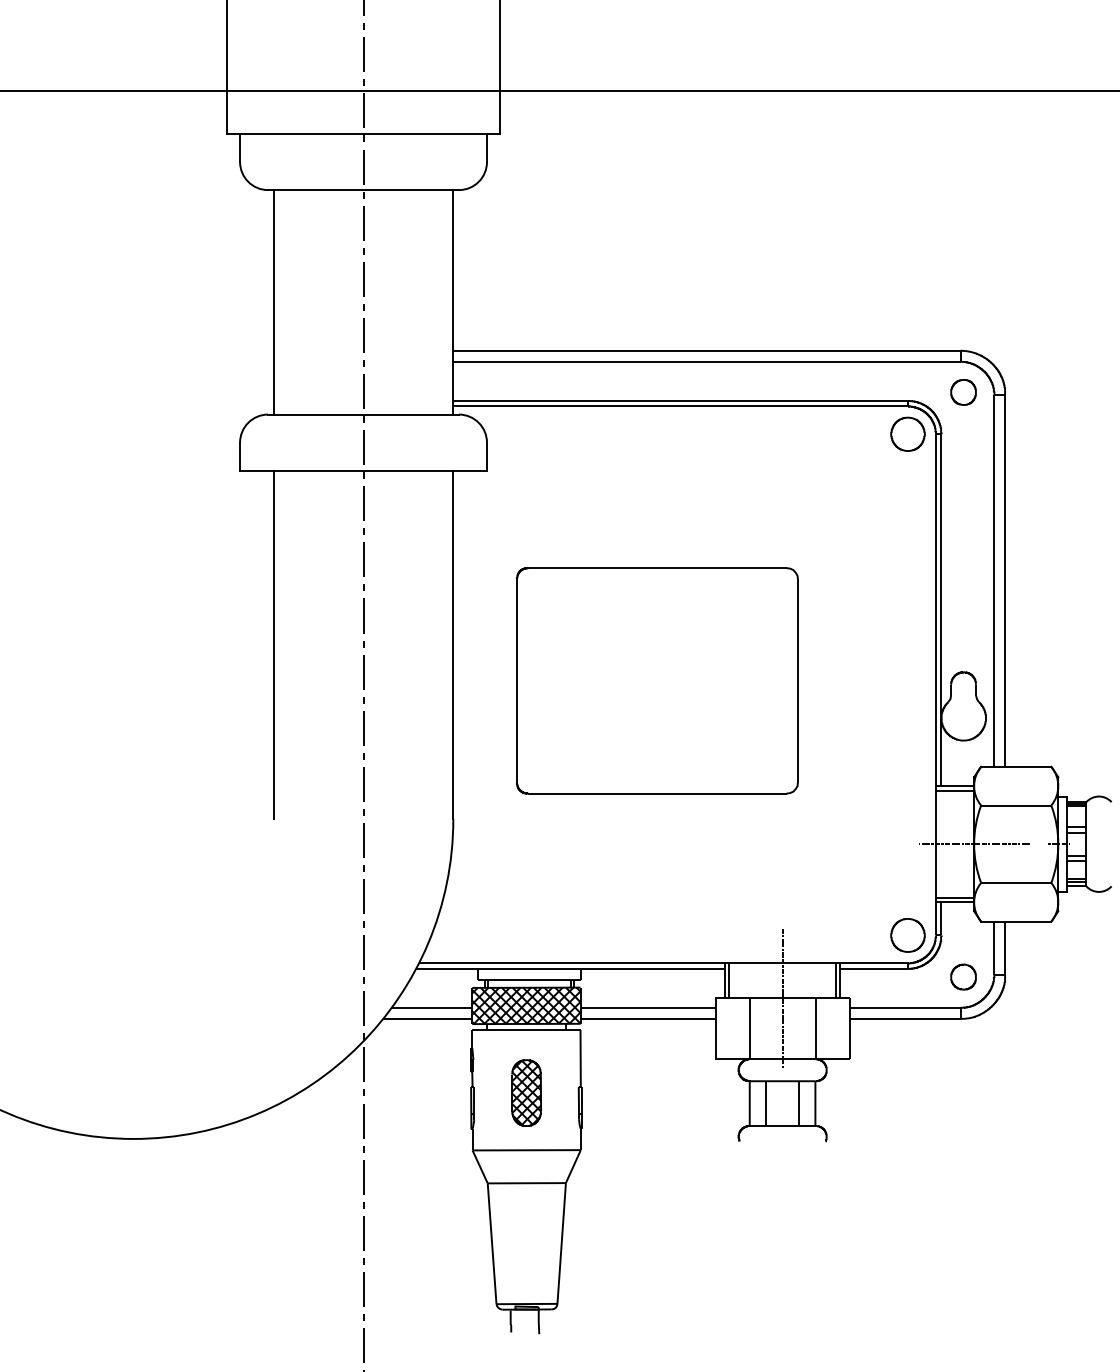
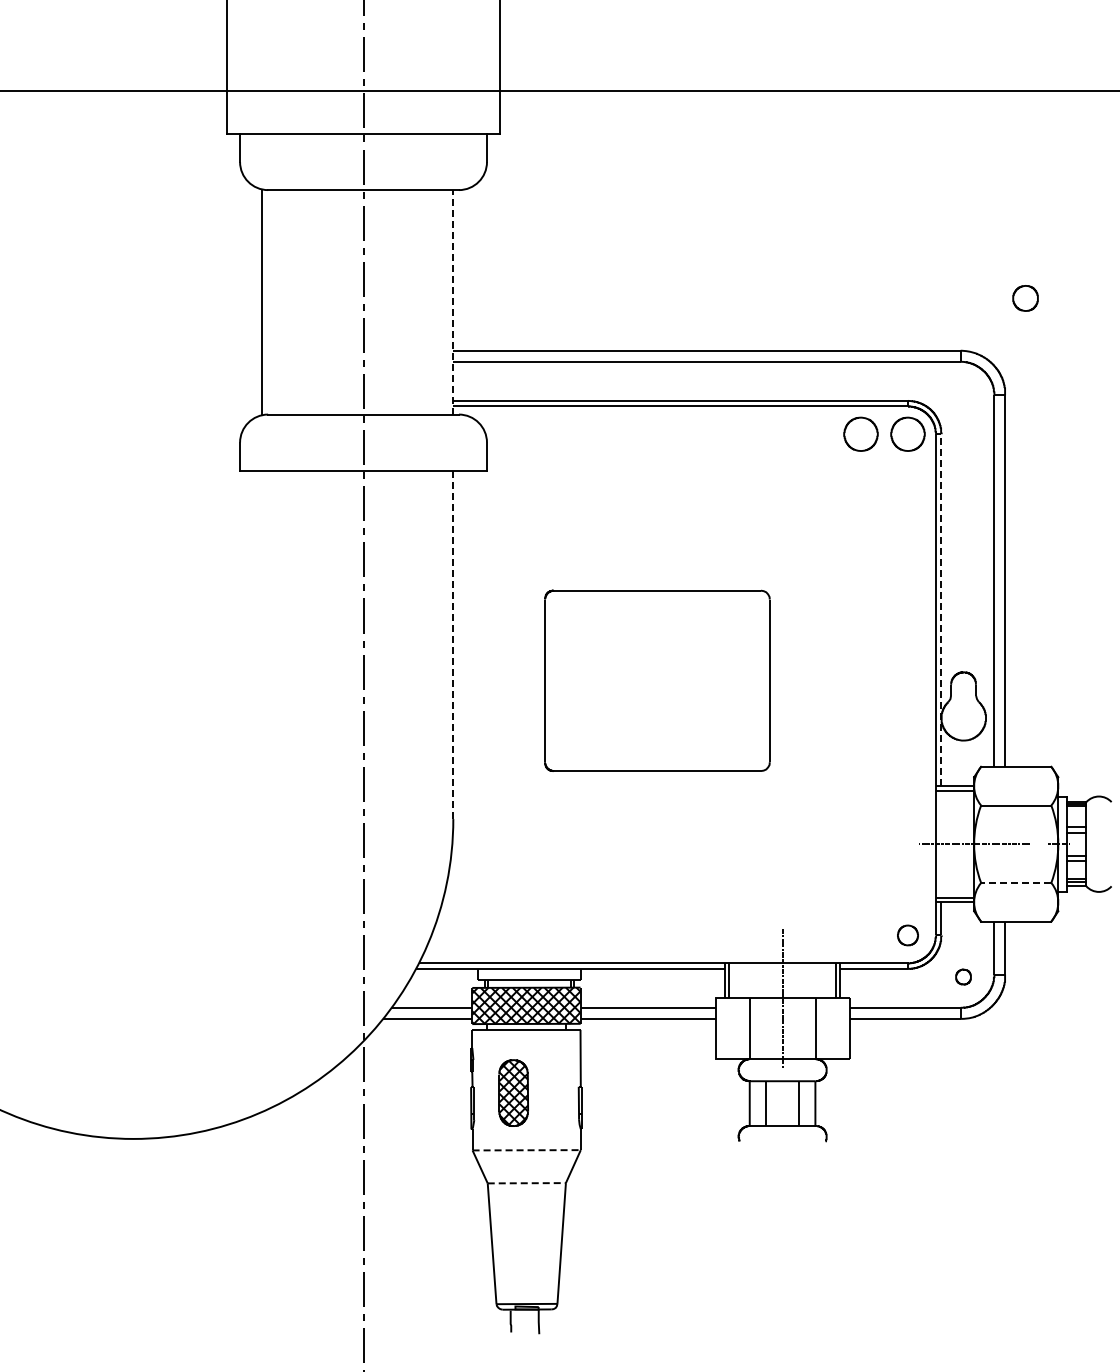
line: solid -> dashed (453, 301)
line position: (273, 302) -> (261, 302) (261, 302)
part position: (963, 392) -> (1025, 298) (1025, 298)
part: none -> present (860, 433)
line: solid -> dashed (941, 609)
line: present -> none (273, 644)
line: solid -> dashed (453, 644)
part size: 283x228 px -> 227x183 px (657, 680)
line: solid -> dashed (1015, 882)
part size: 36x35 px -> 22x23 px (907, 935)
part size: 27x28 px -> 17x18 px (963, 976)
part position: (526, 1092) -> (513, 1092) (513, 1092)
line: solid -> dashed (527, 1150)
line: solid -> dashed (527, 1183)
